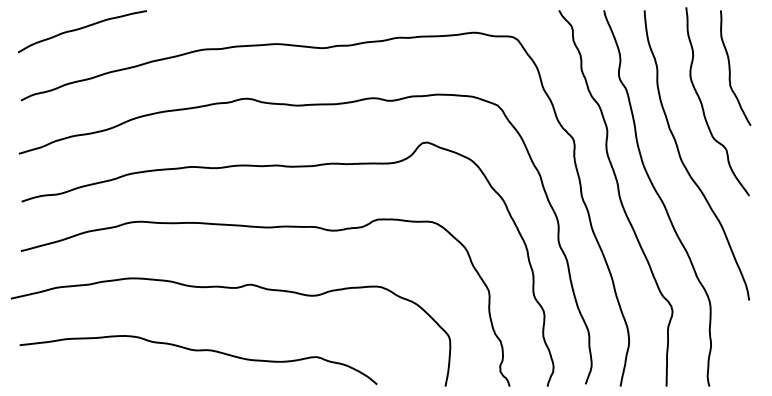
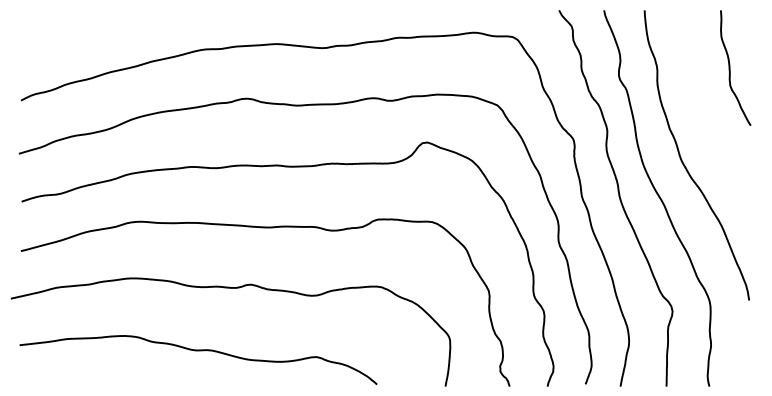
curve: present -> none (81, 29)
curve: present -> none (703, 106)
